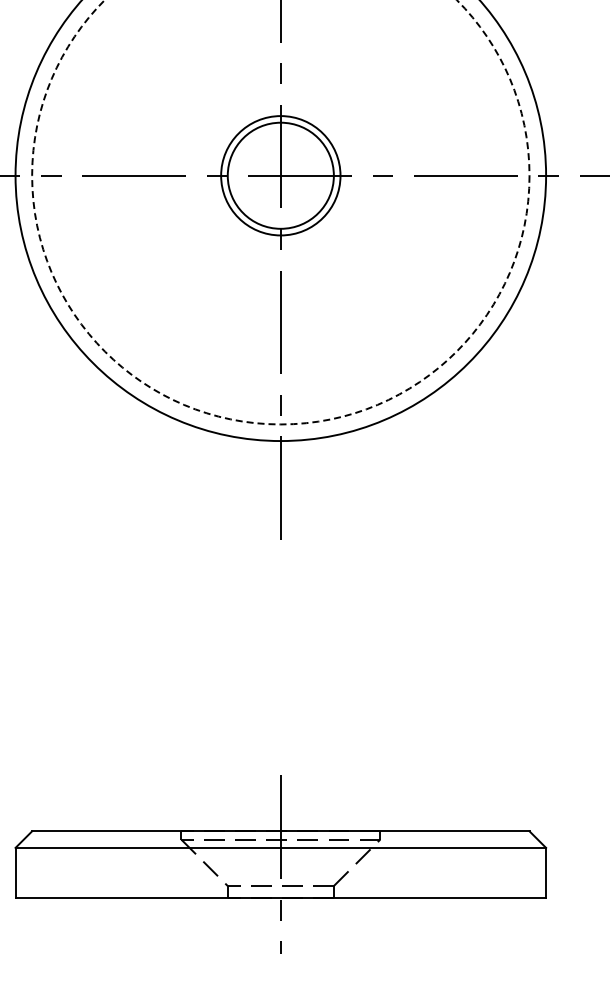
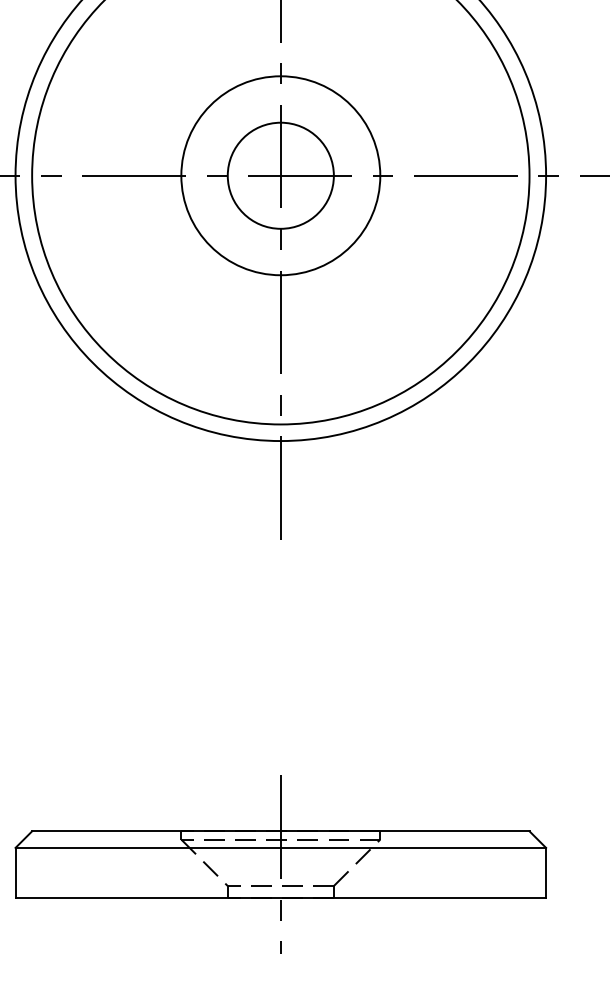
circle diameter: 119 px -> 199 px (280, 175)
circle: dashed -> solid (280, 212)
